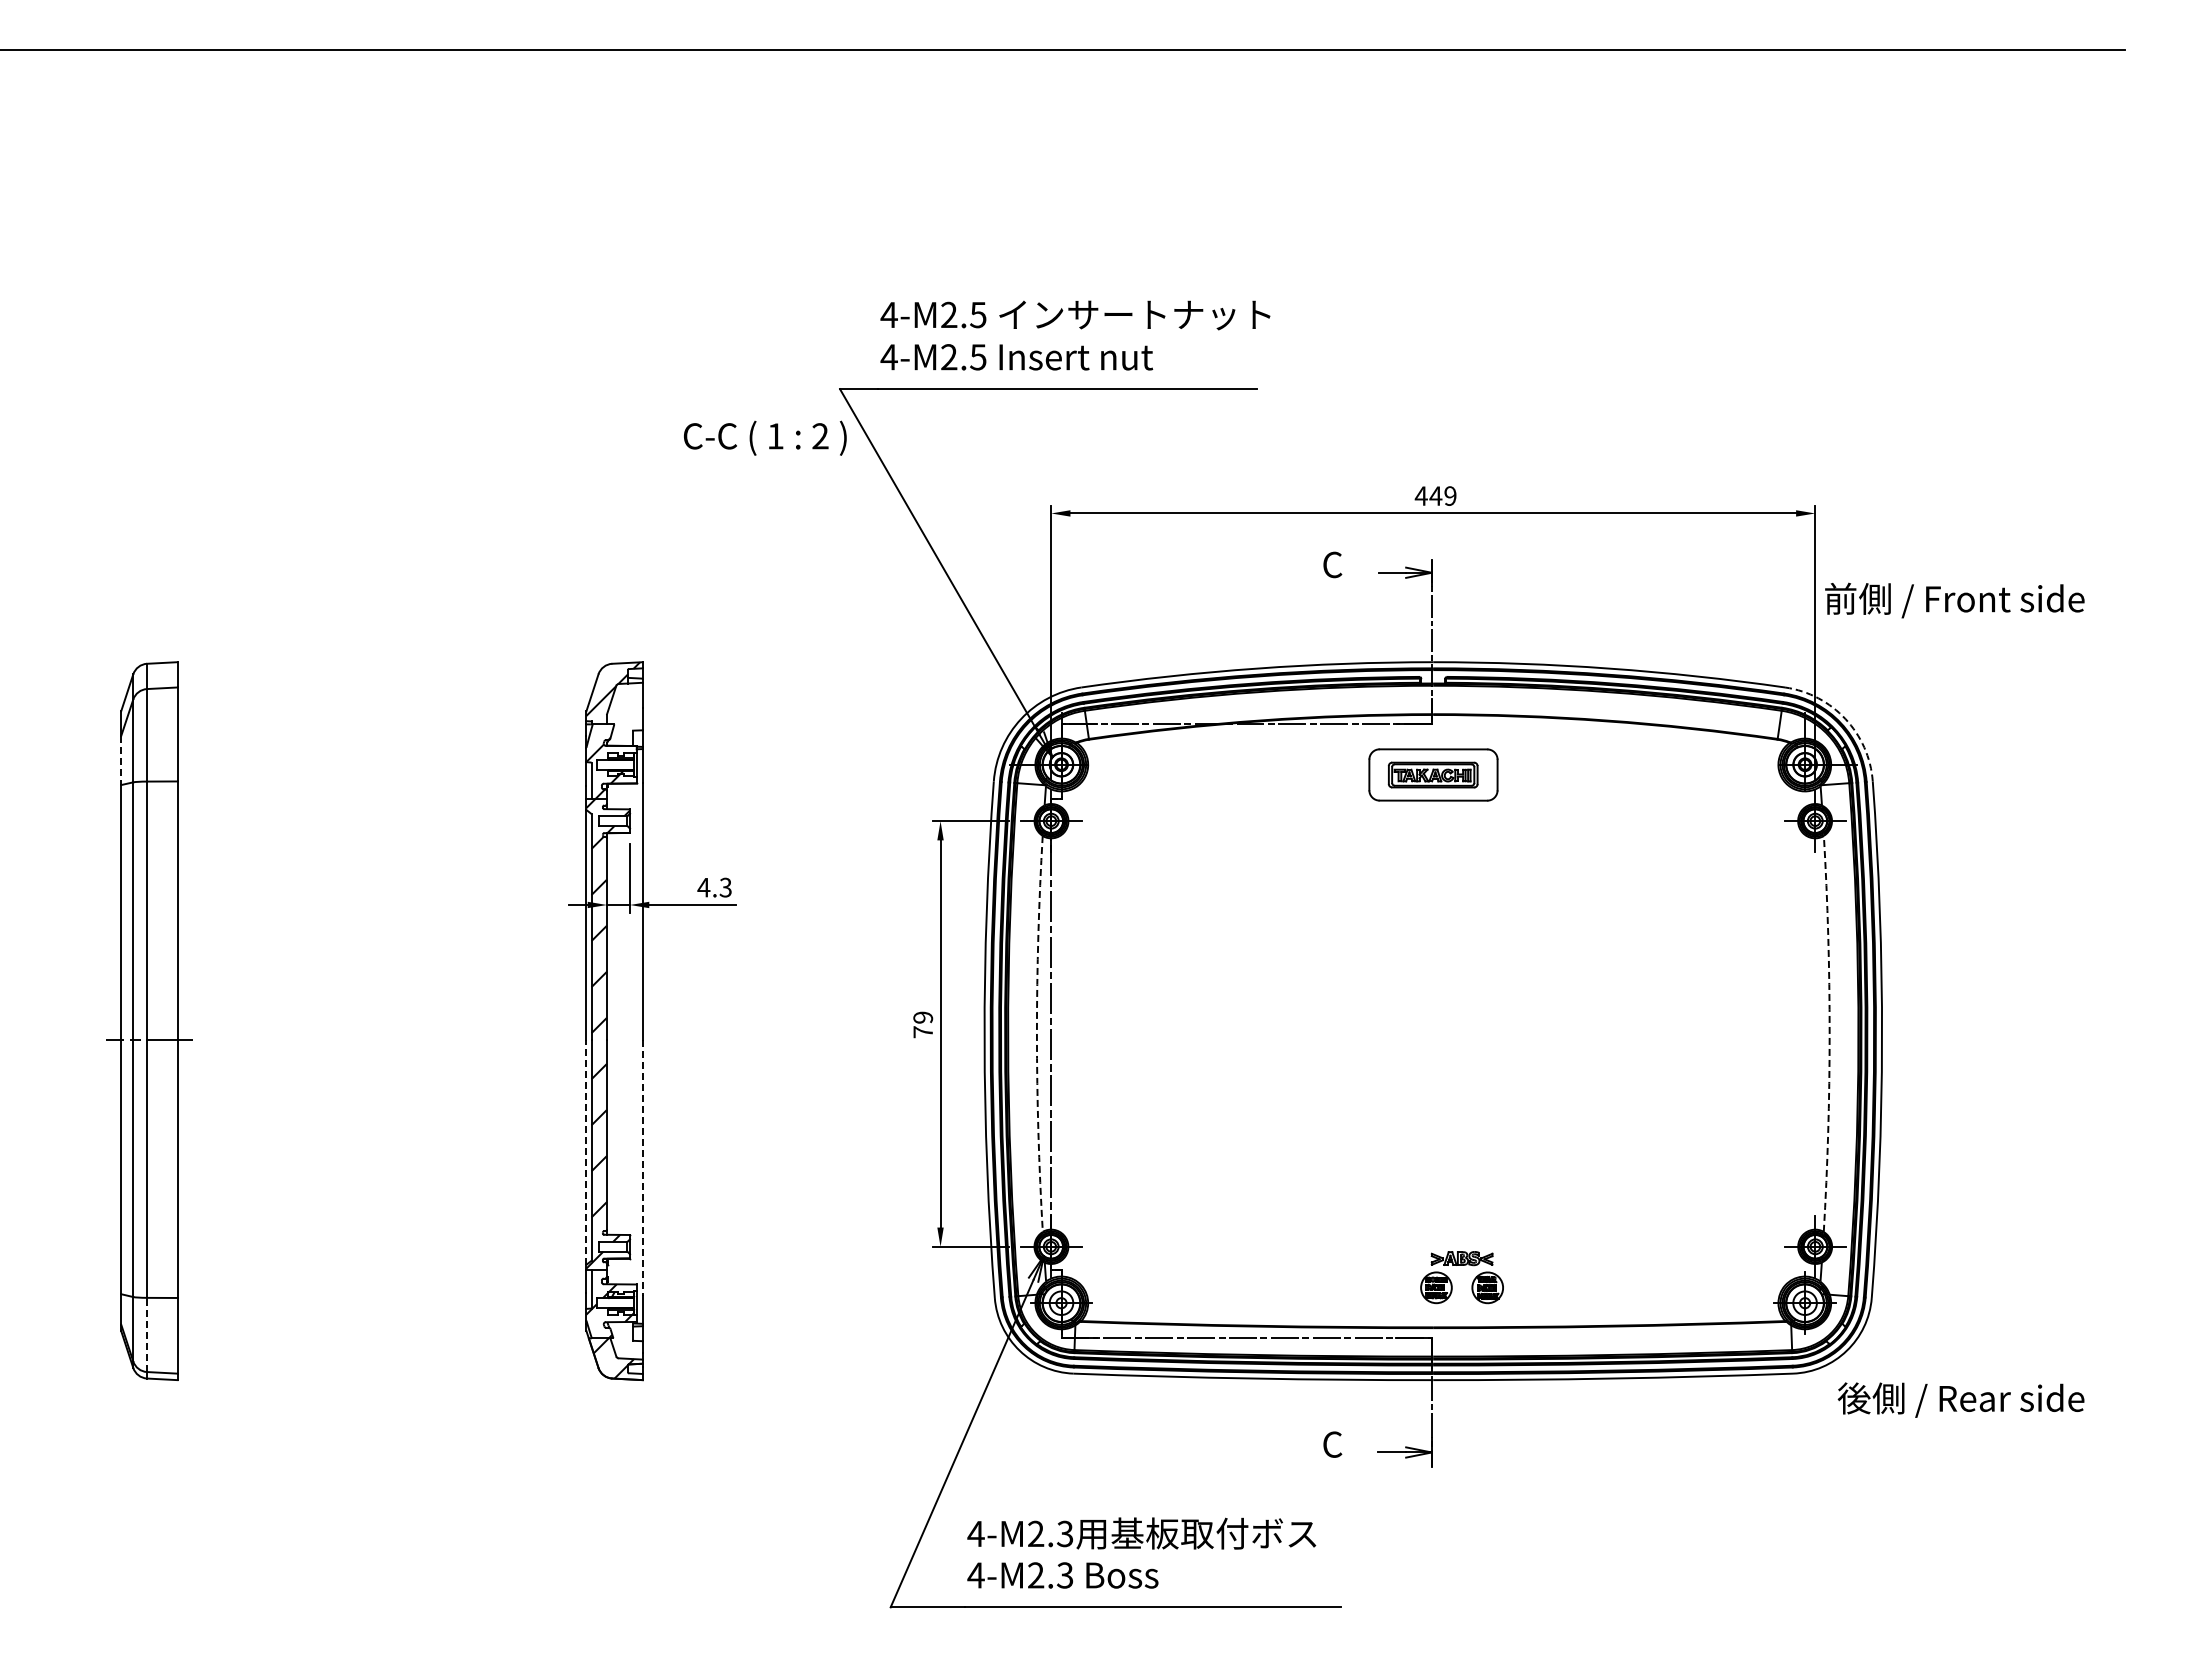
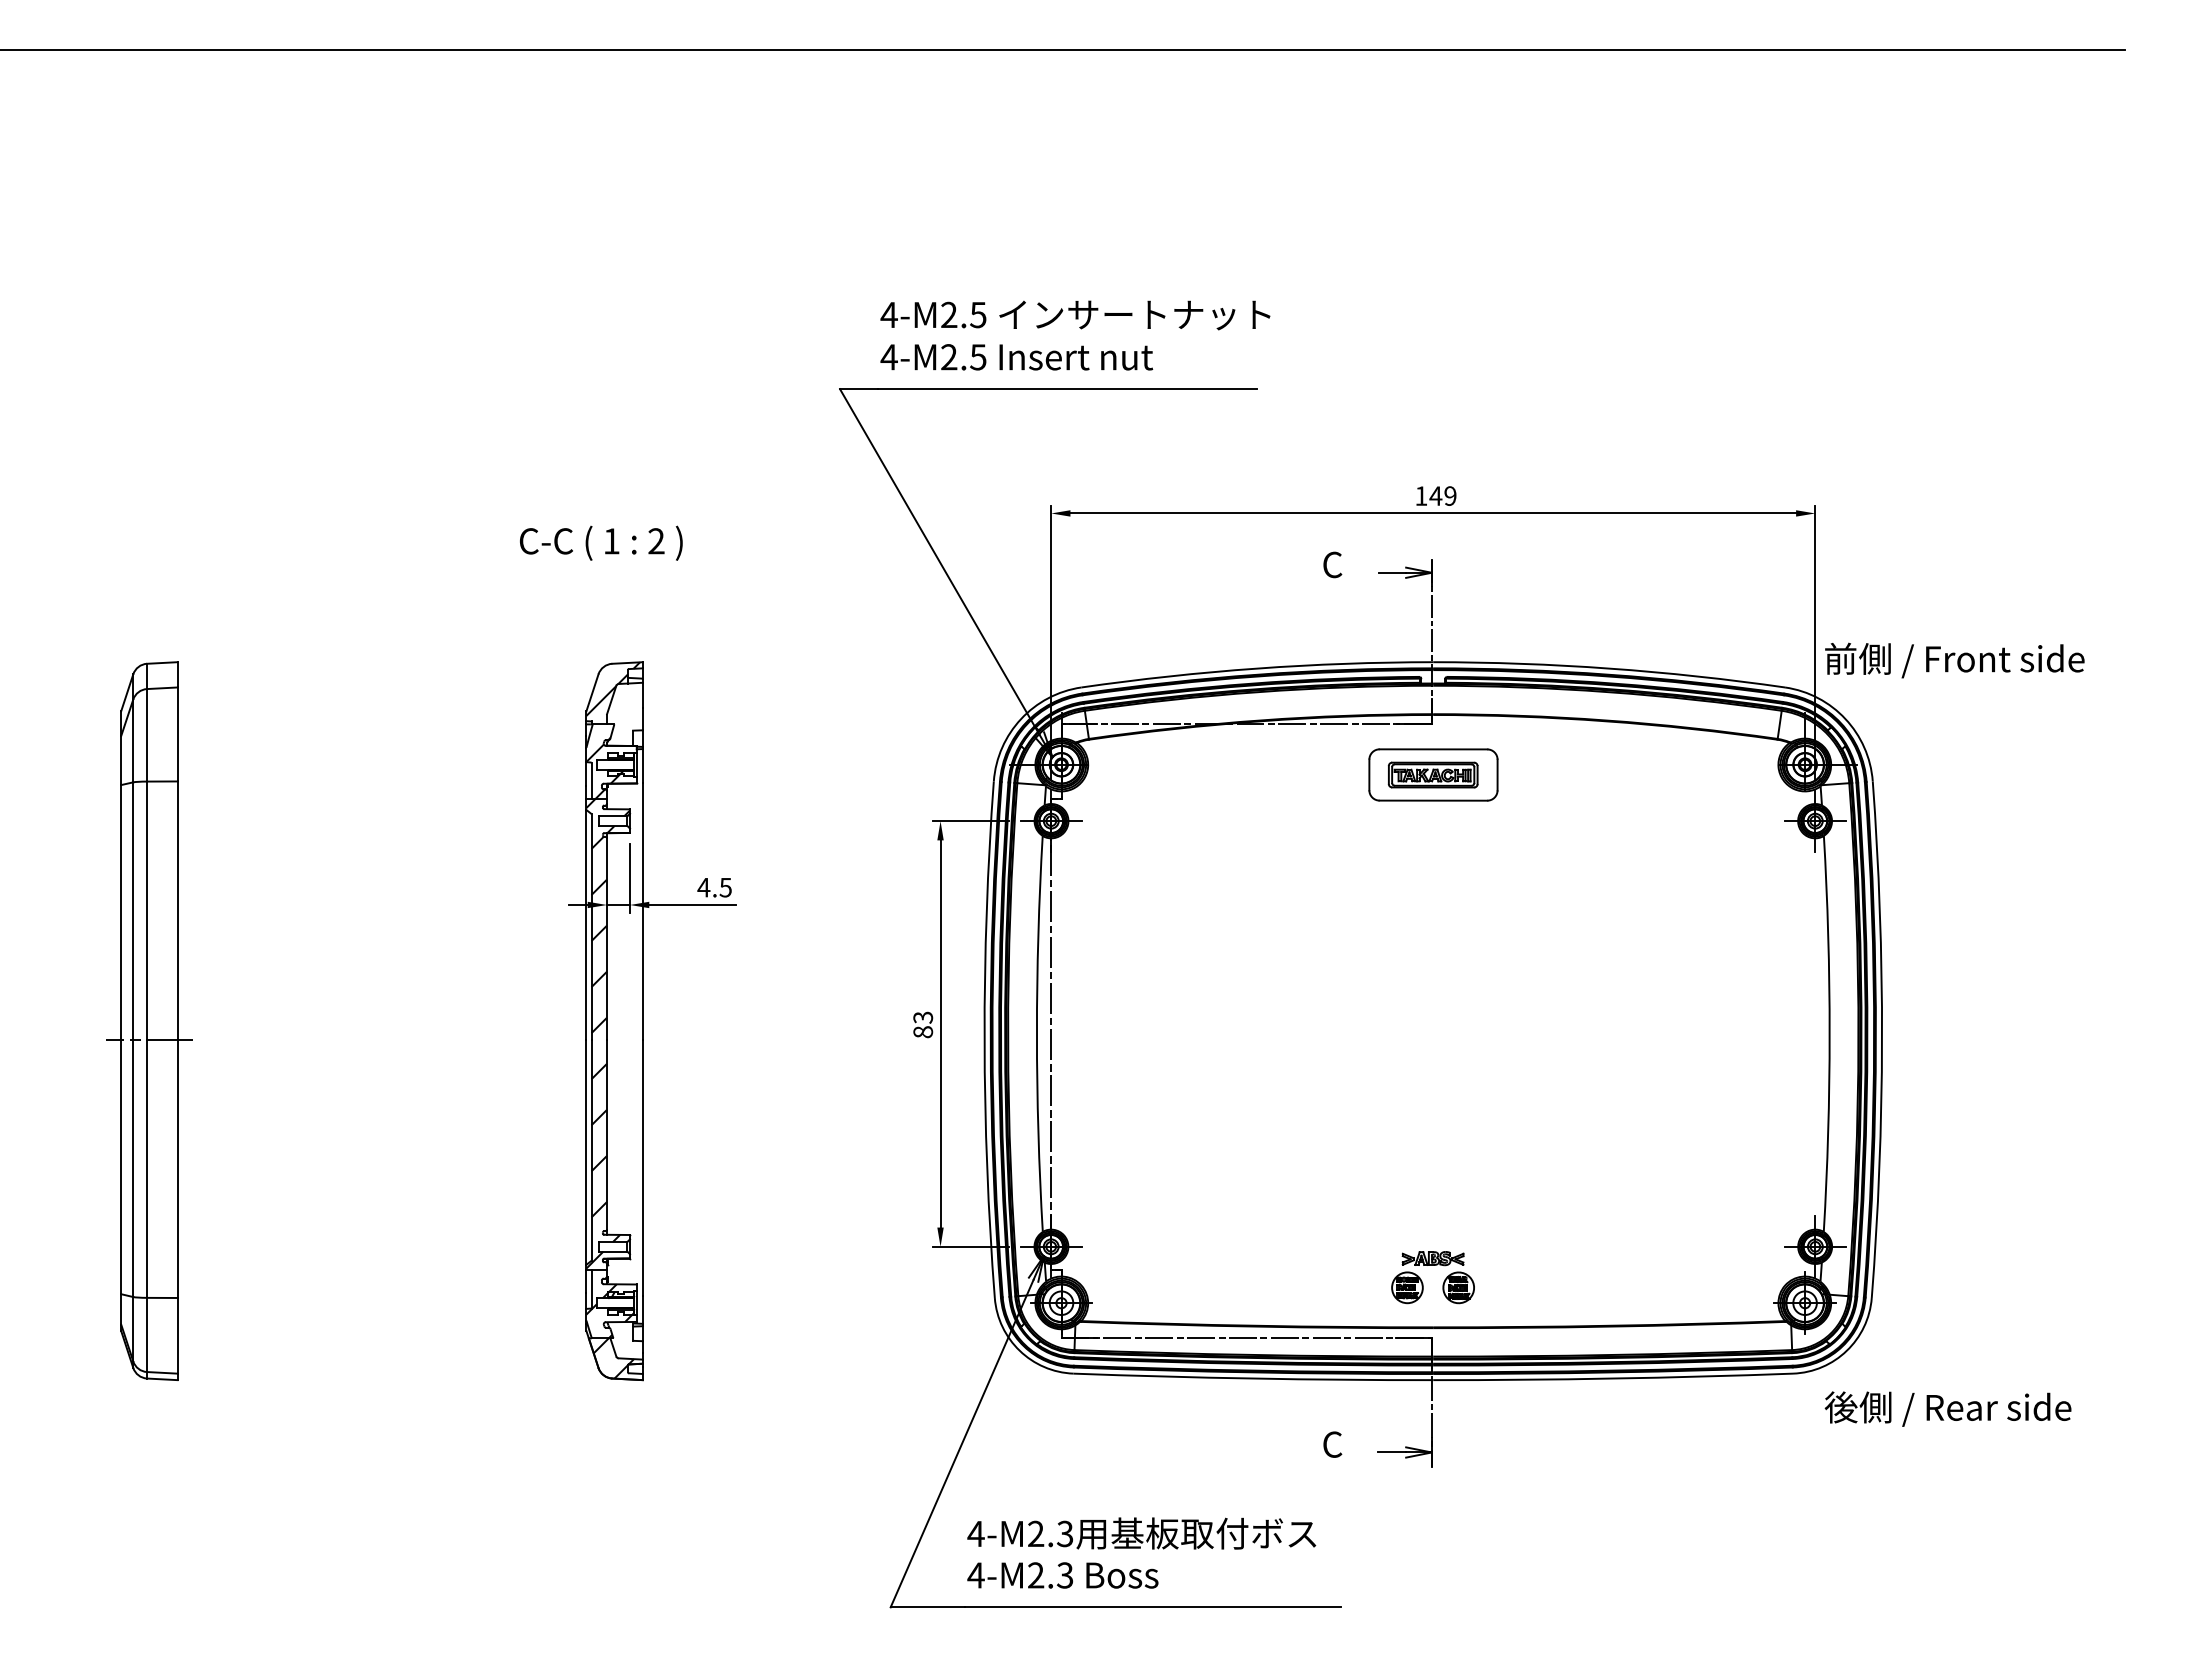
text position: (765, 437) -> (601, 542) (601, 542)
text: 449 -> 149 (1420, 495)
text position: (1954, 600) -> (1954, 660) (1954, 660)
arc: dashed -> solid (1845, 719)
line: dashed -> solid (121, 761)
text: 4.3 -> 4.5 (725, 886)
text: 79 -> 83 (923, 1024)
arc: dashed -> solid (1036, 1033)
arc: dashed -> solid (1829, 1033)
line: dashed -> solid (586, 1152)
line: dashed -> solid (642, 1168)
part position: (1451, 1281) -> (1422, 1281) (1422, 1281)
line: dashed -> solid (147, 1334)
text position: (1960, 1399) -> (1947, 1408) (1947, 1408)
